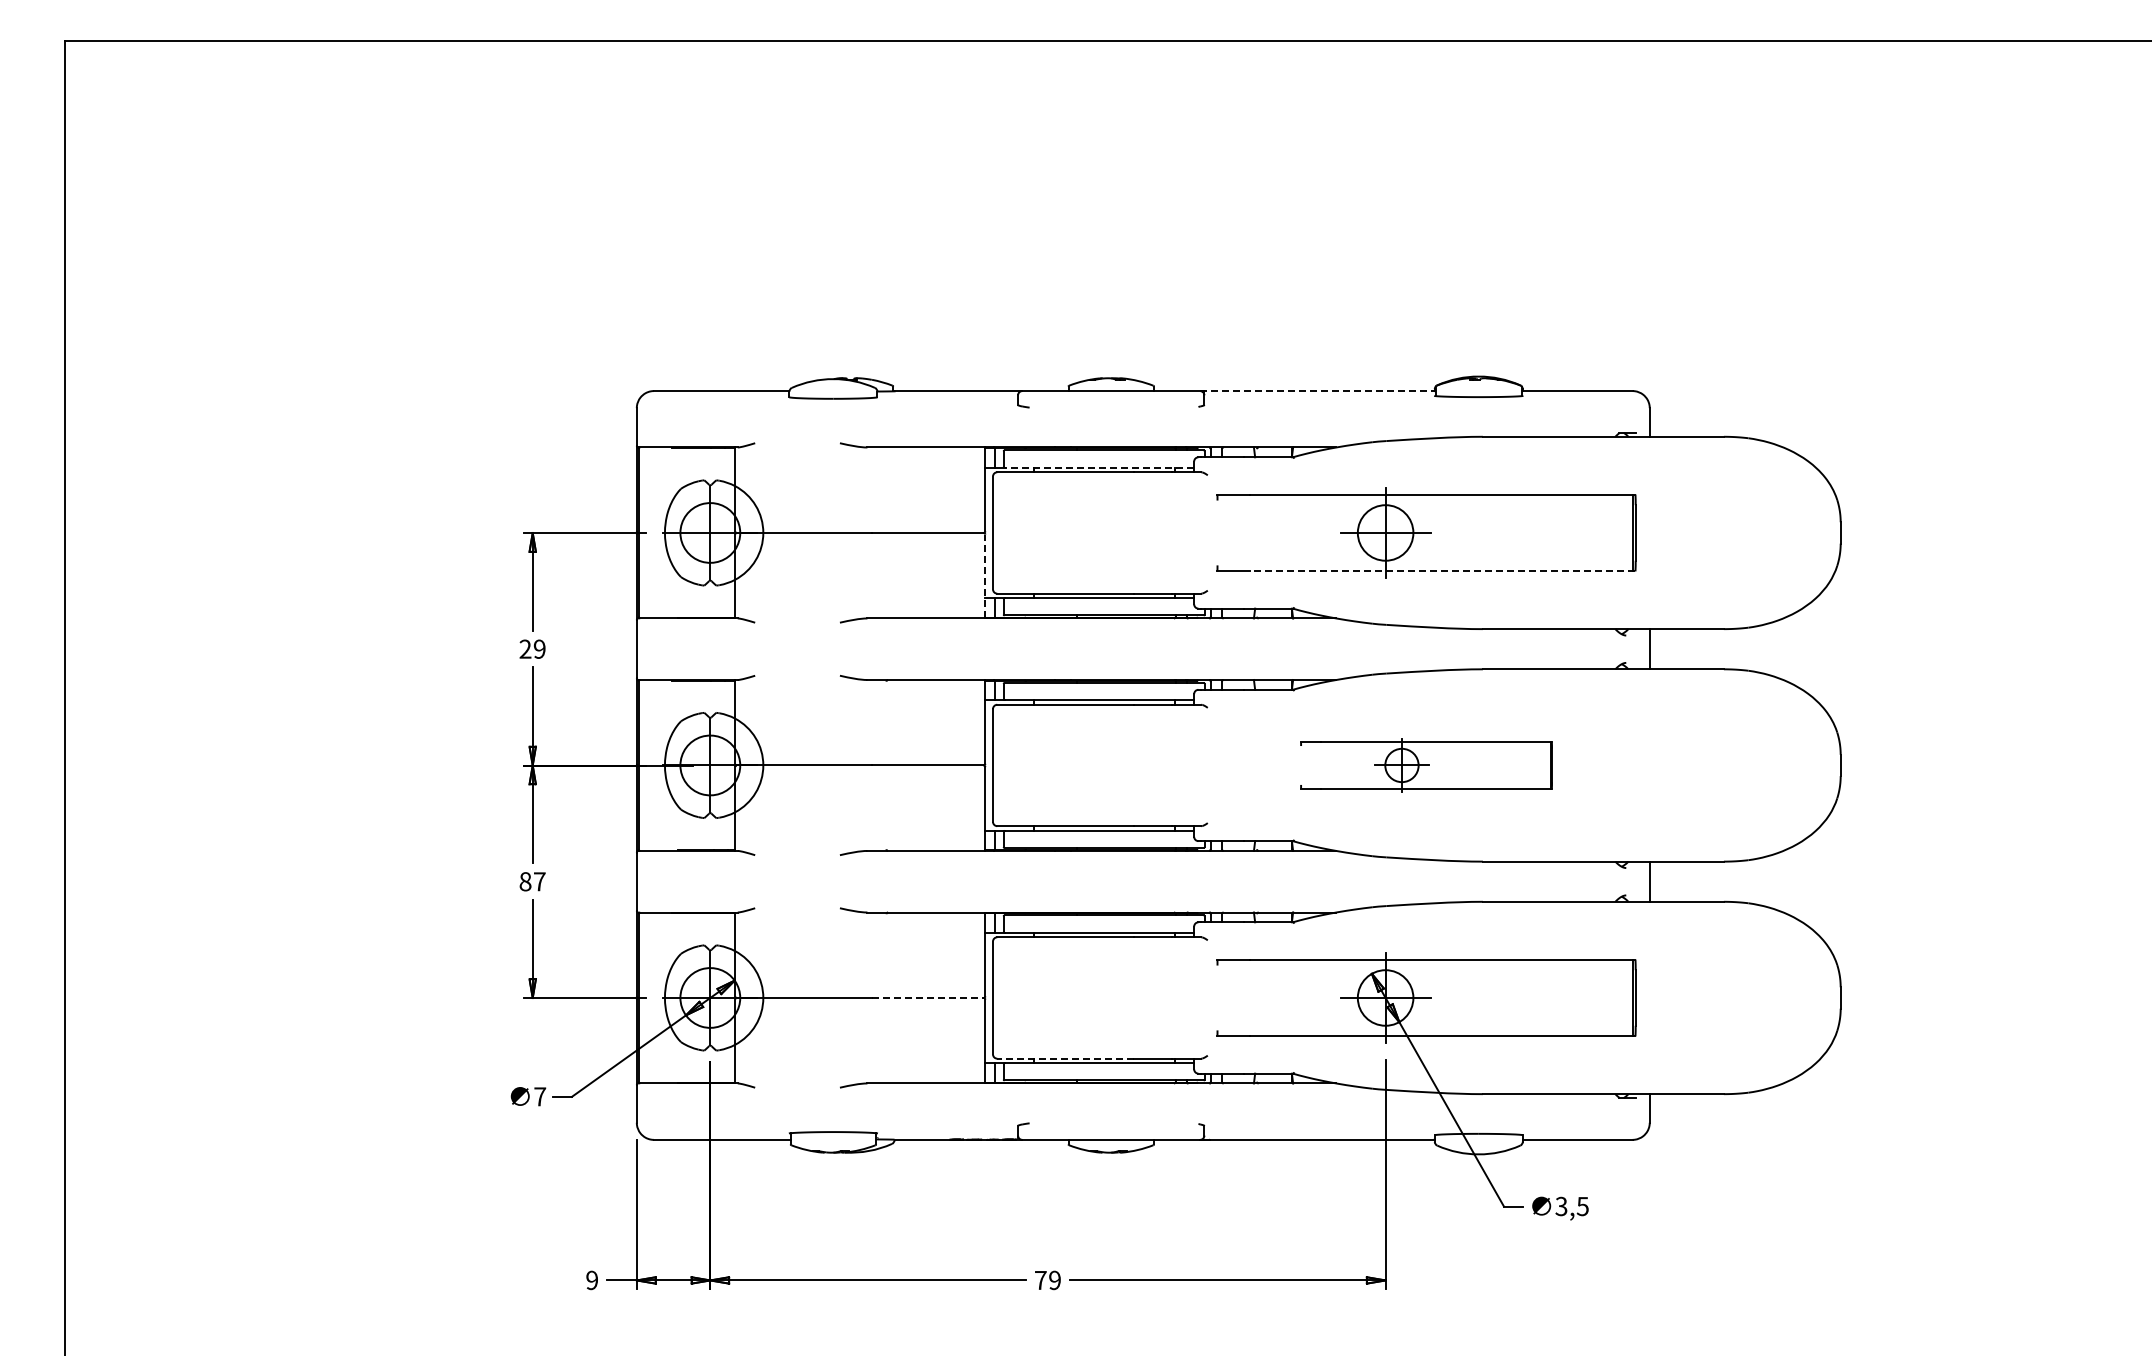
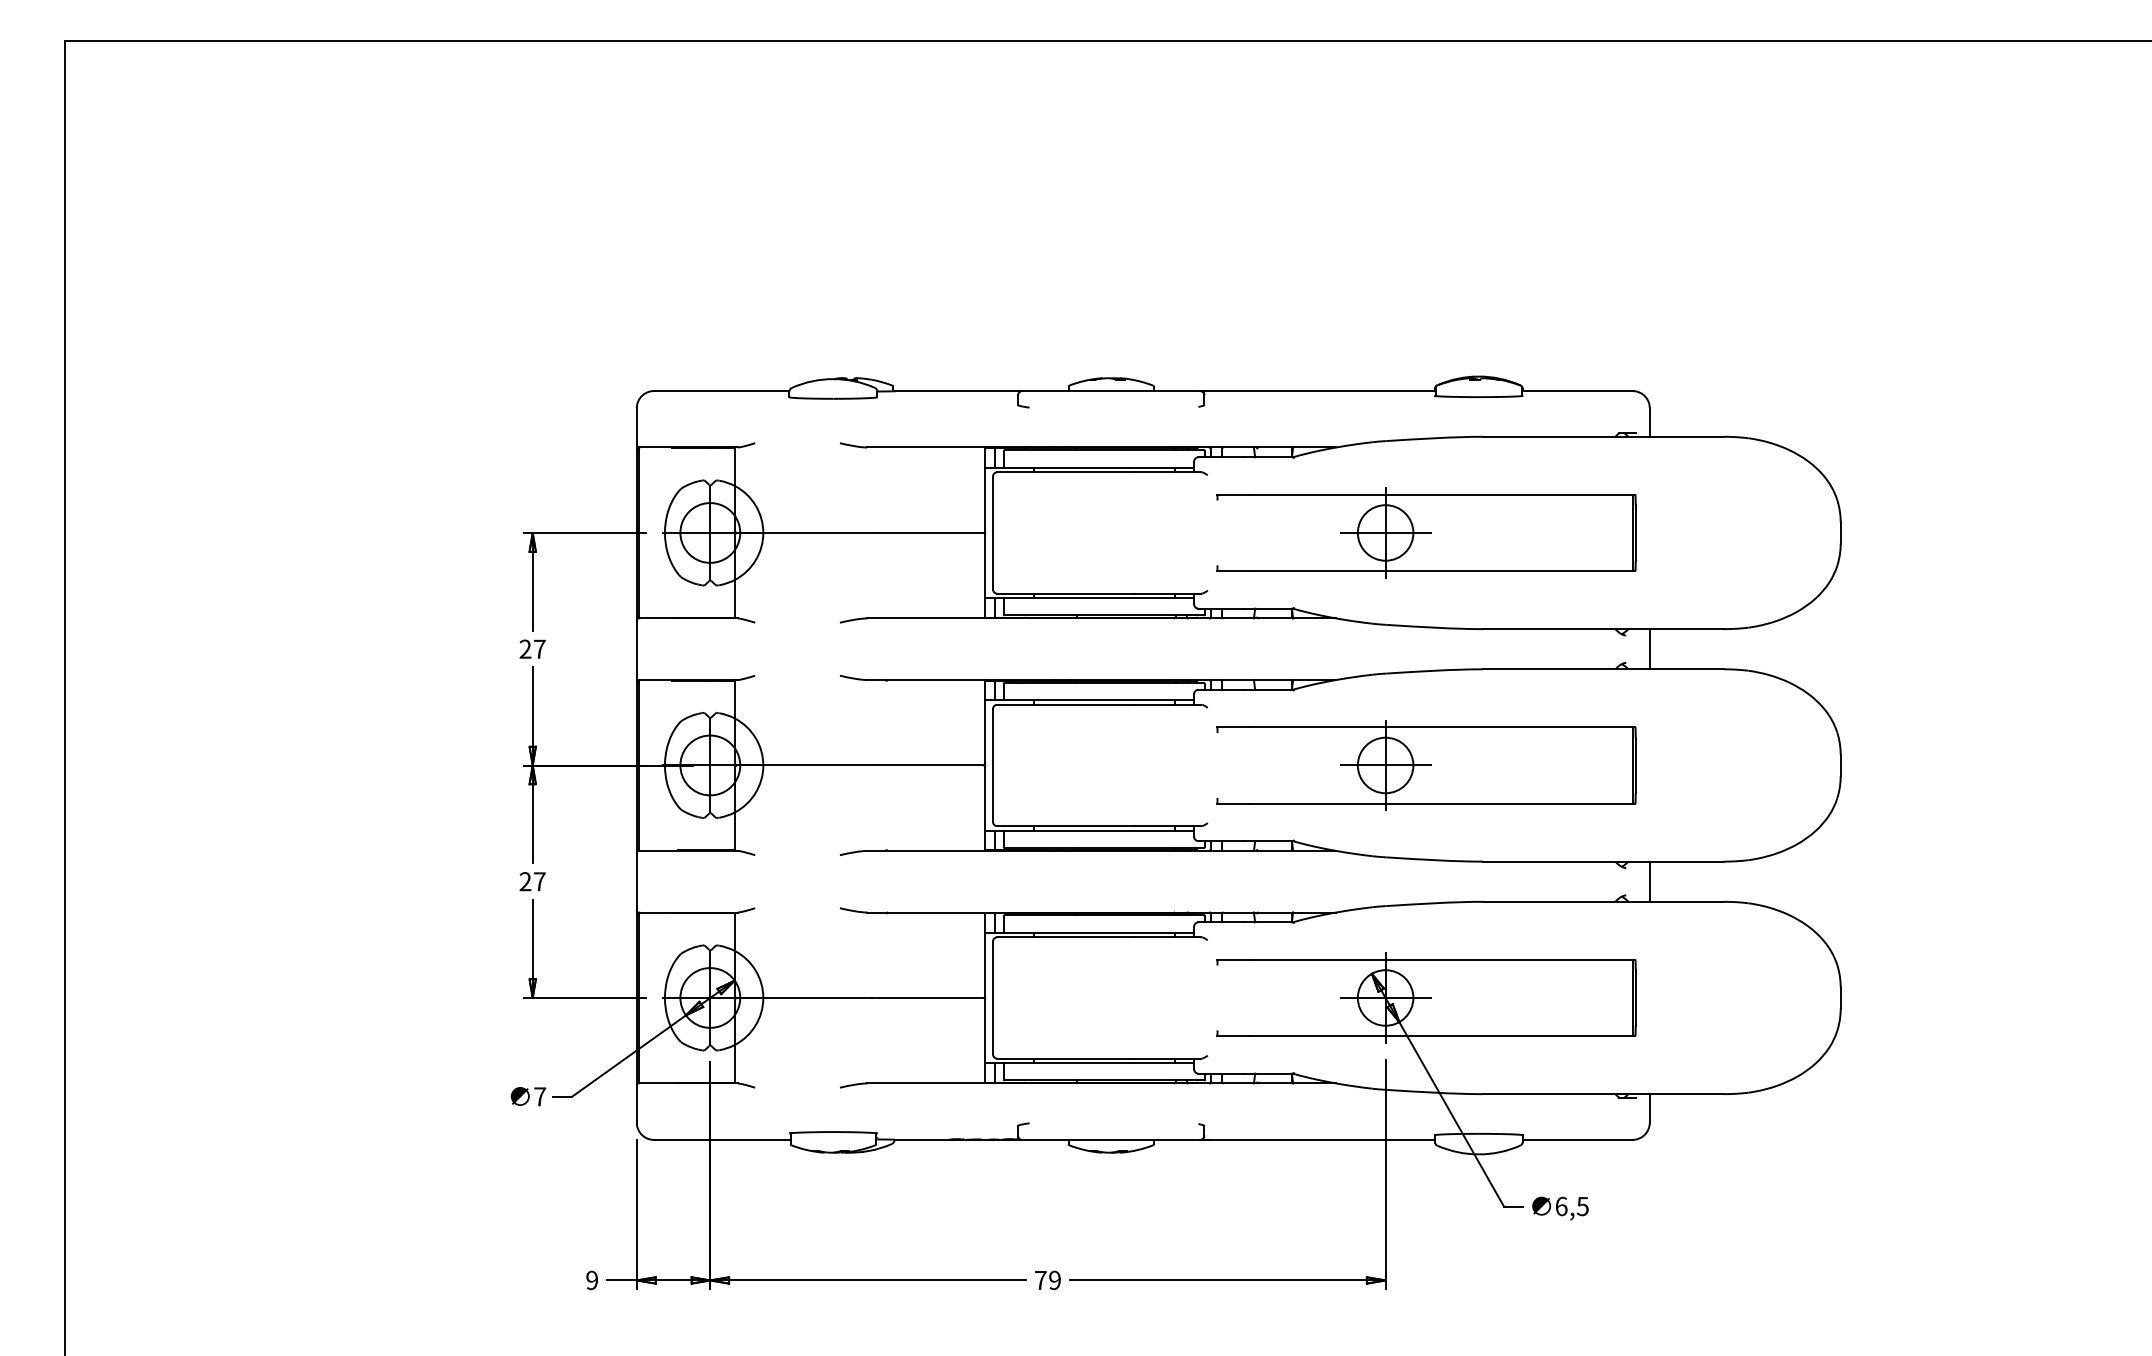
line: dashed -> solid (1317, 391)
line: dashed -> solid (1099, 467)
line: dashed -> solid (1442, 571)
line: dashed -> solid (985, 576)
text: 29 -> 27 (539, 648)
part size: 253x55 px -> 421x91 px (1426, 765)
text: 87 -> 27 (525, 881)
line: dashed -> solid (927, 997)
line: dashed -> solid (1065, 1058)
text: 3,5 -> 6,5 (1561, 1206)
